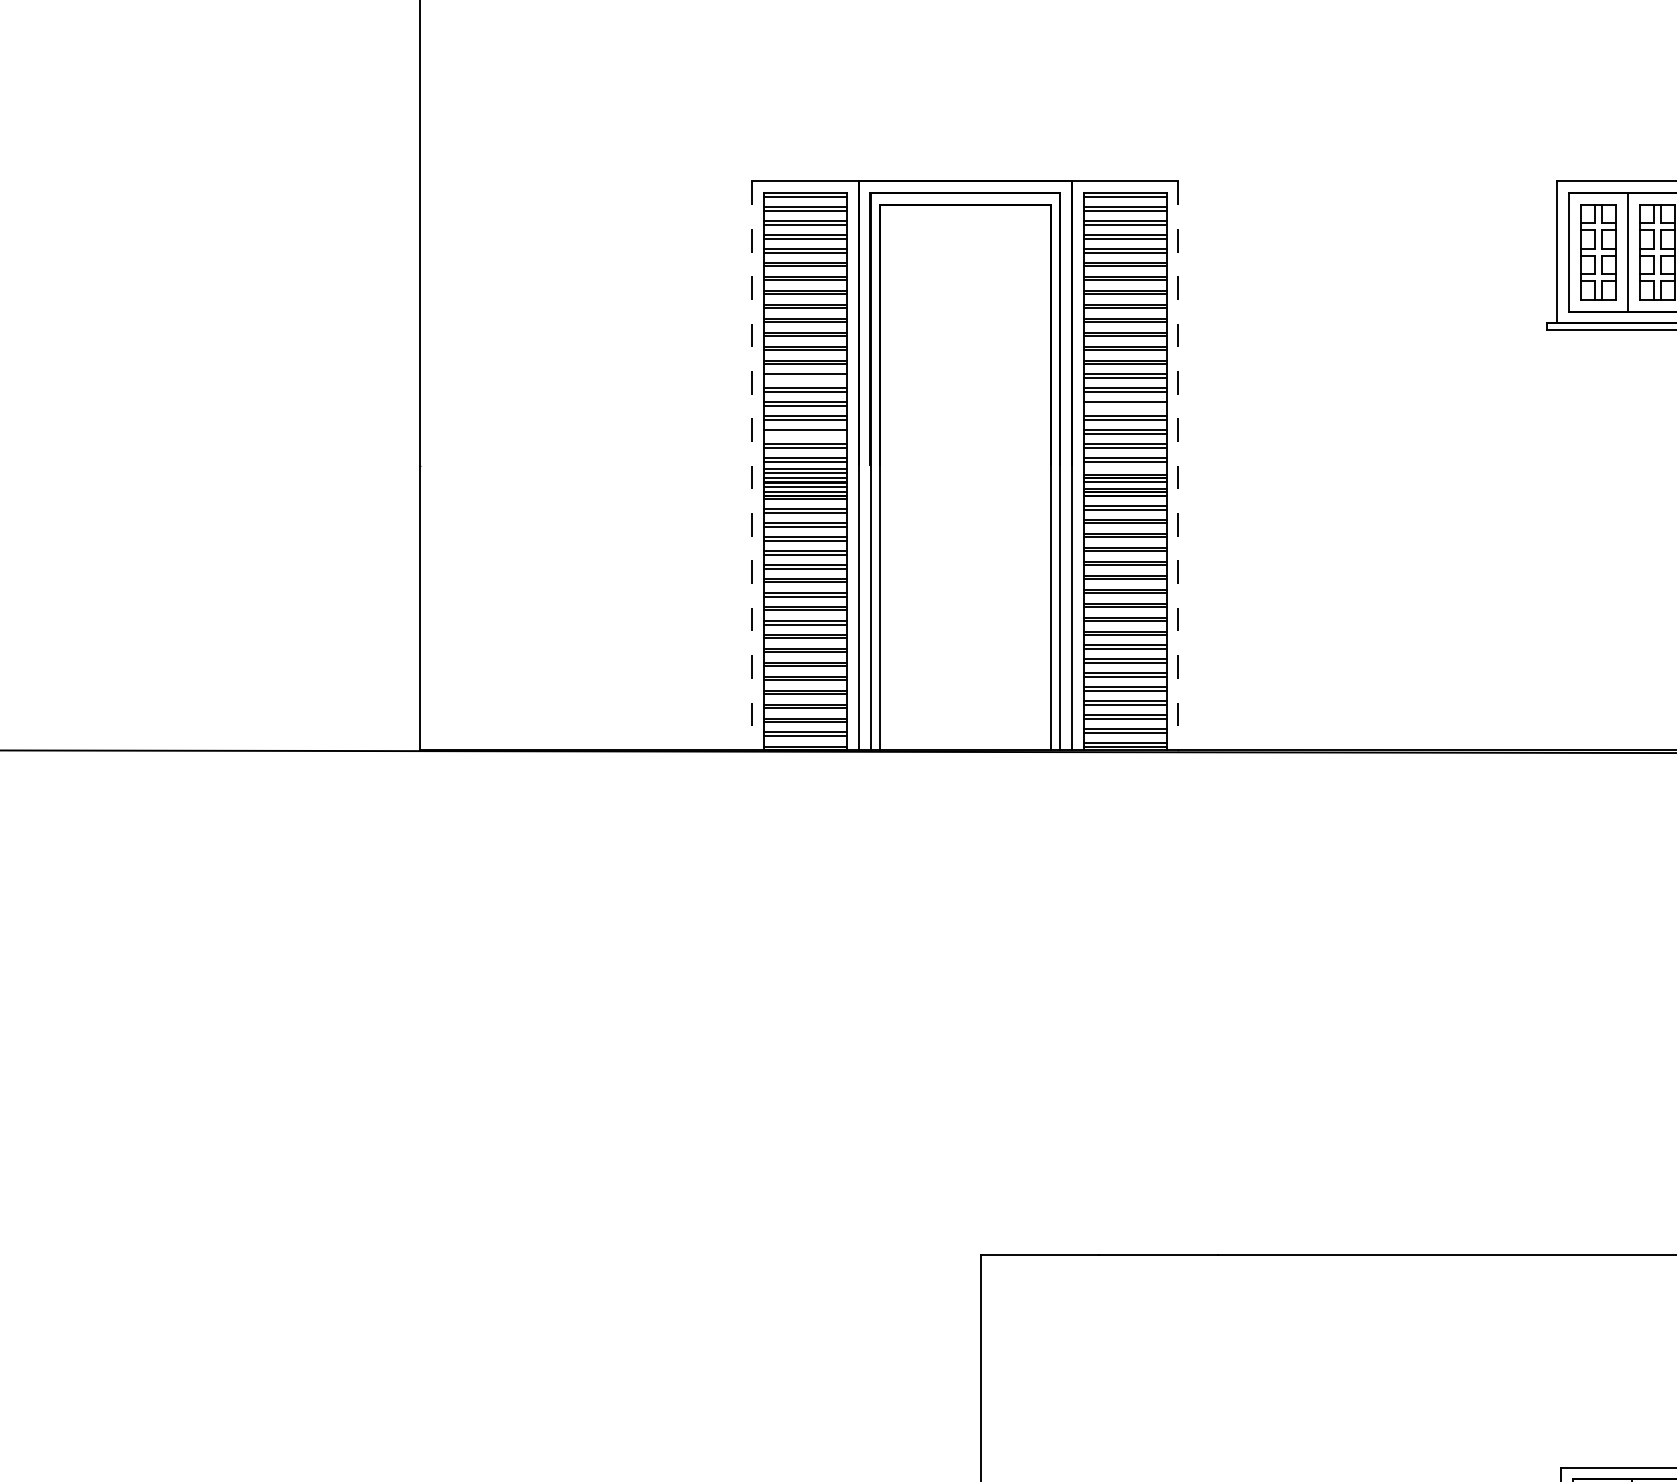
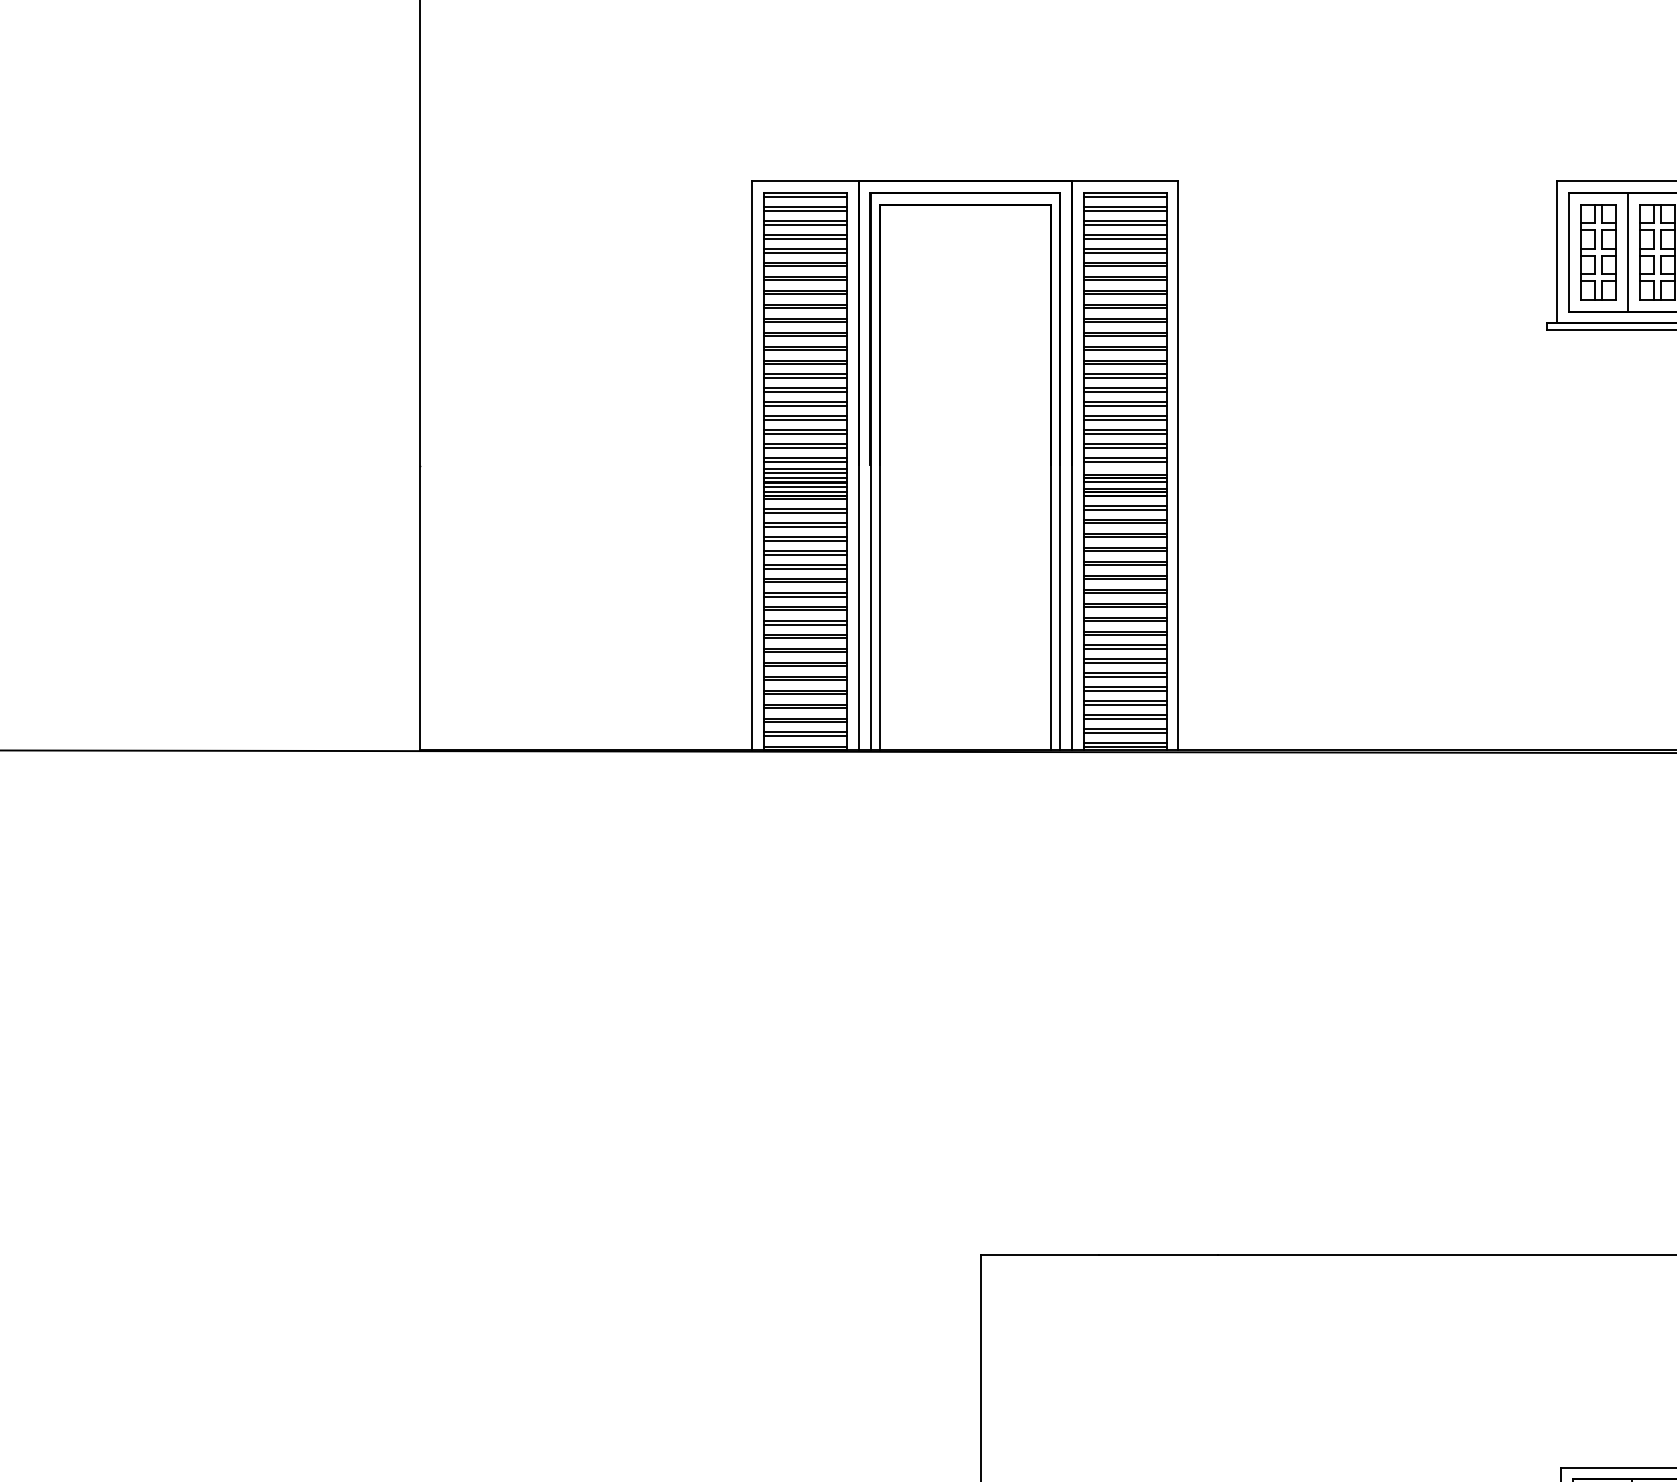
line: none -> present (804, 377)
line: none -> present (1124, 405)
line: none -> present (804, 433)
line: dashed -> solid (752, 466)
line: dashed -> solid (1178, 466)
